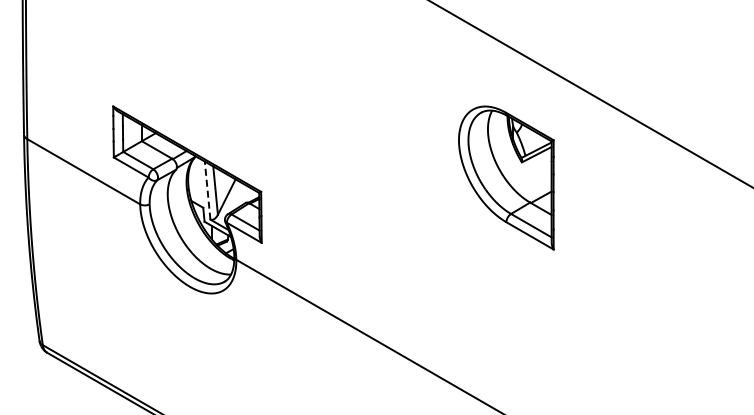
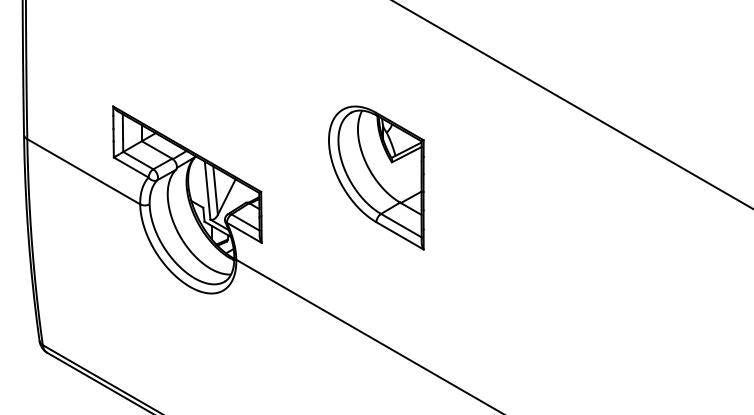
line position: (590, 94) -> (572, 104) (572, 104)
part position: (506, 177) -> (376, 177) (376, 177)
line: dashed -> solid (207, 190)
